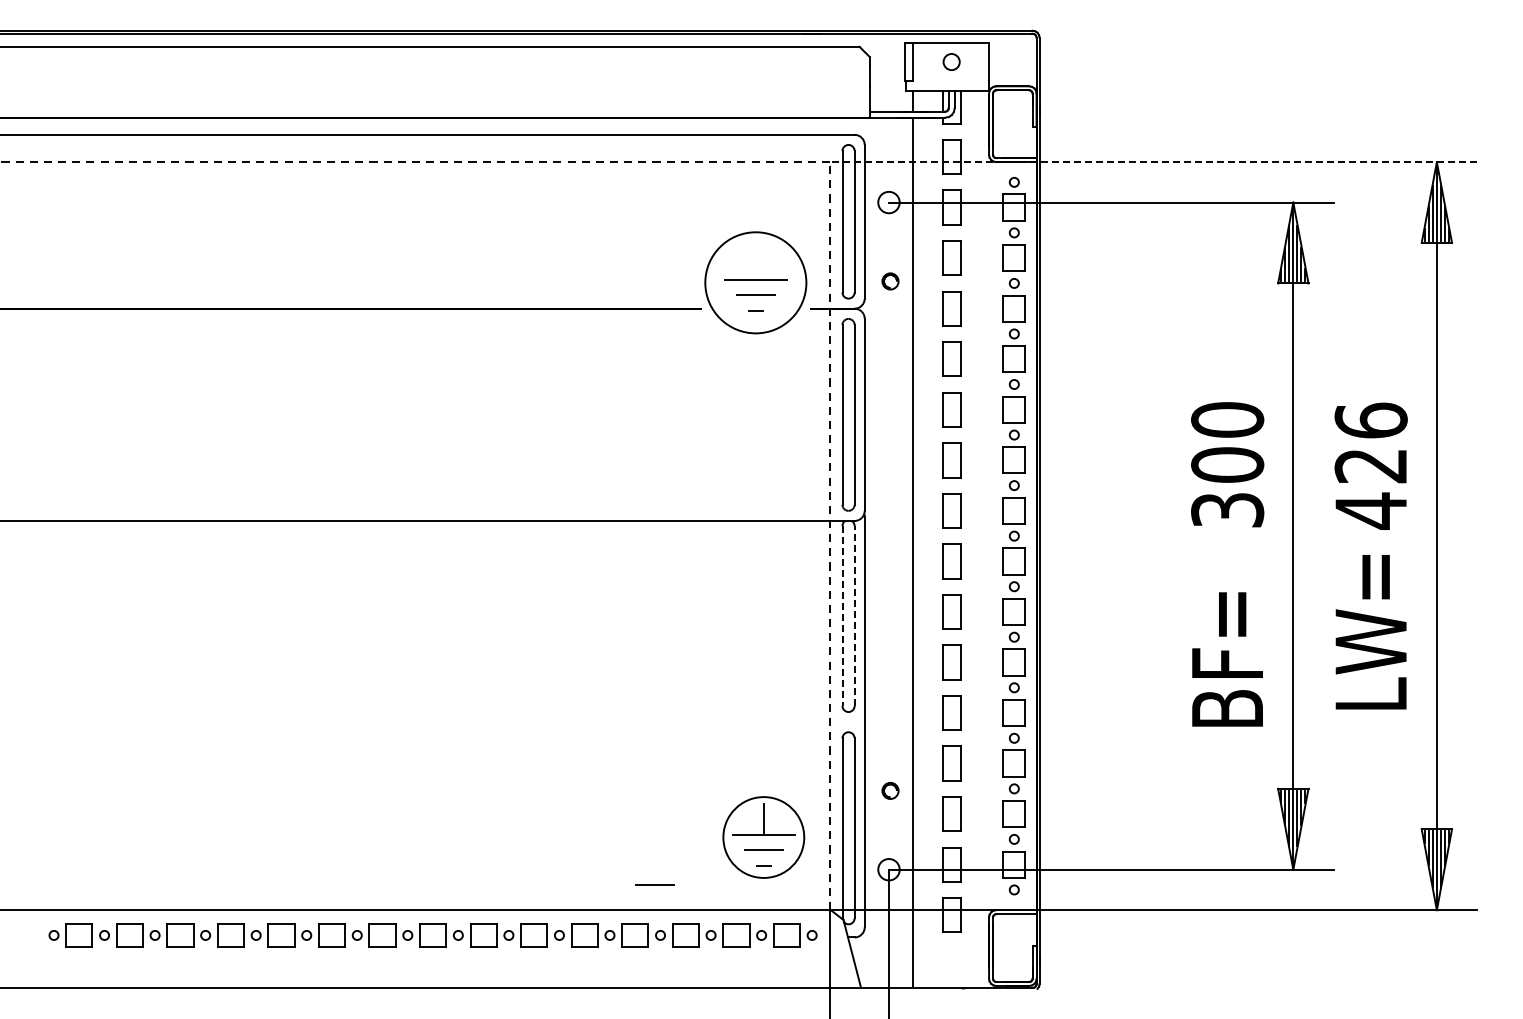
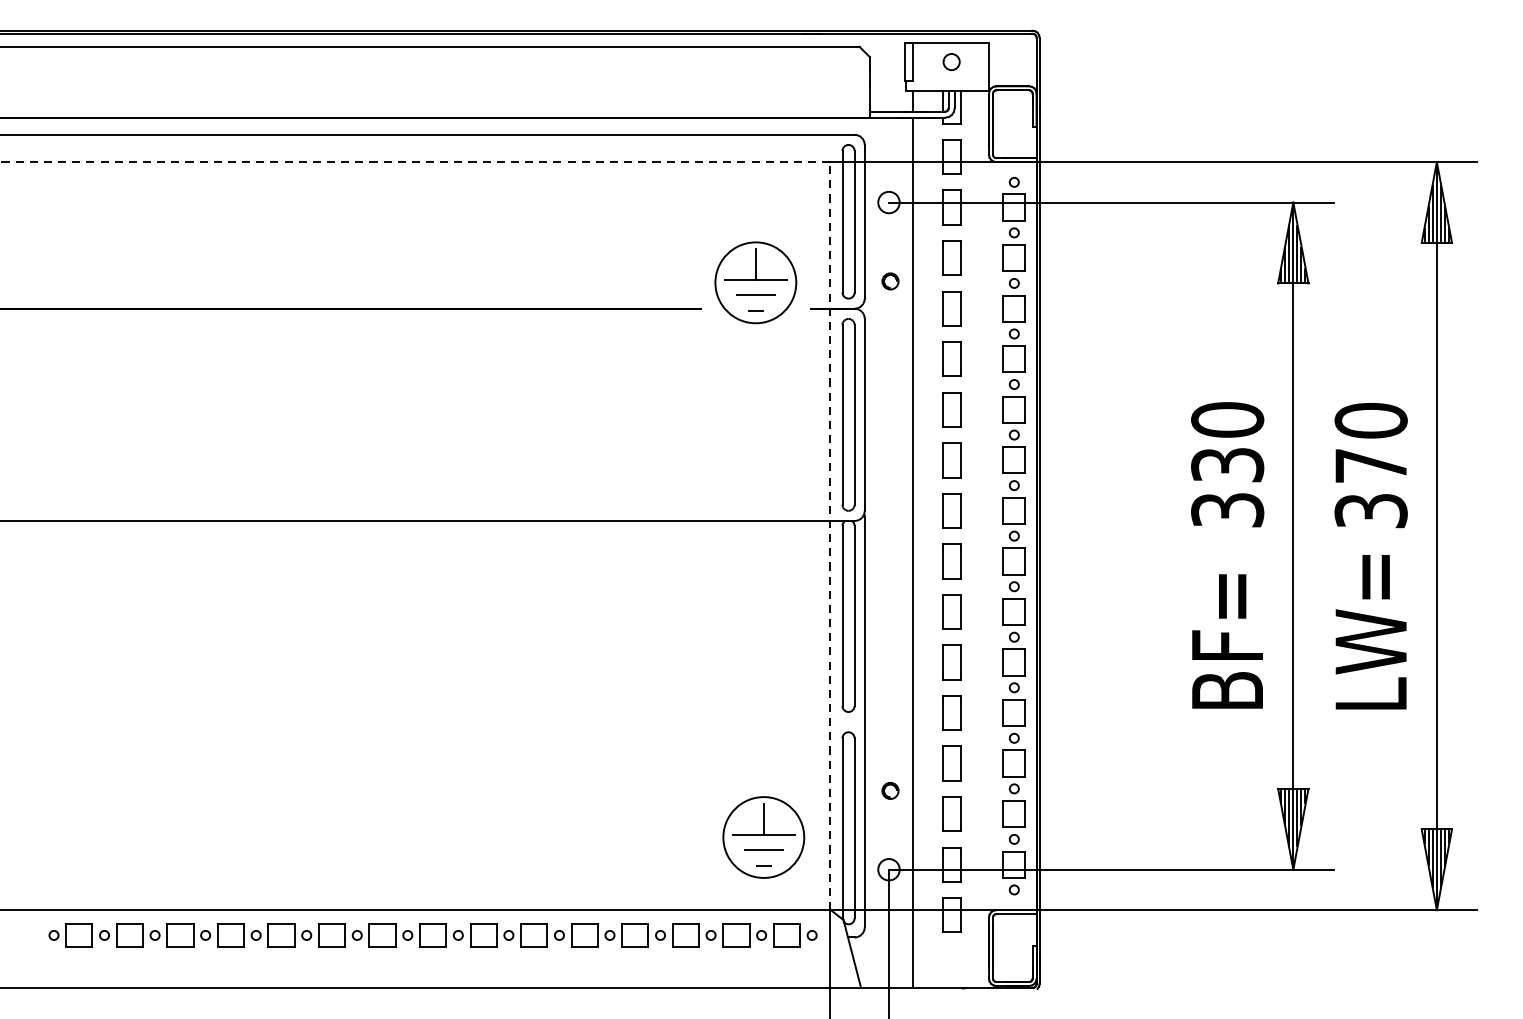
line: dashed -> solid (1153, 162)
line: none -> present (755, 264)
circle diameter: 101 px -> 81 px (755, 282)
text: 300 -> 330 (1227, 464)
text: 426 -> 370 (1370, 465)
line: dashed -> solid (842, 616)
line: dashed -> solid (854, 616)
text position: (1227, 659) -> (1227, 641) (1227, 641)
line: present -> none (654, 884)
